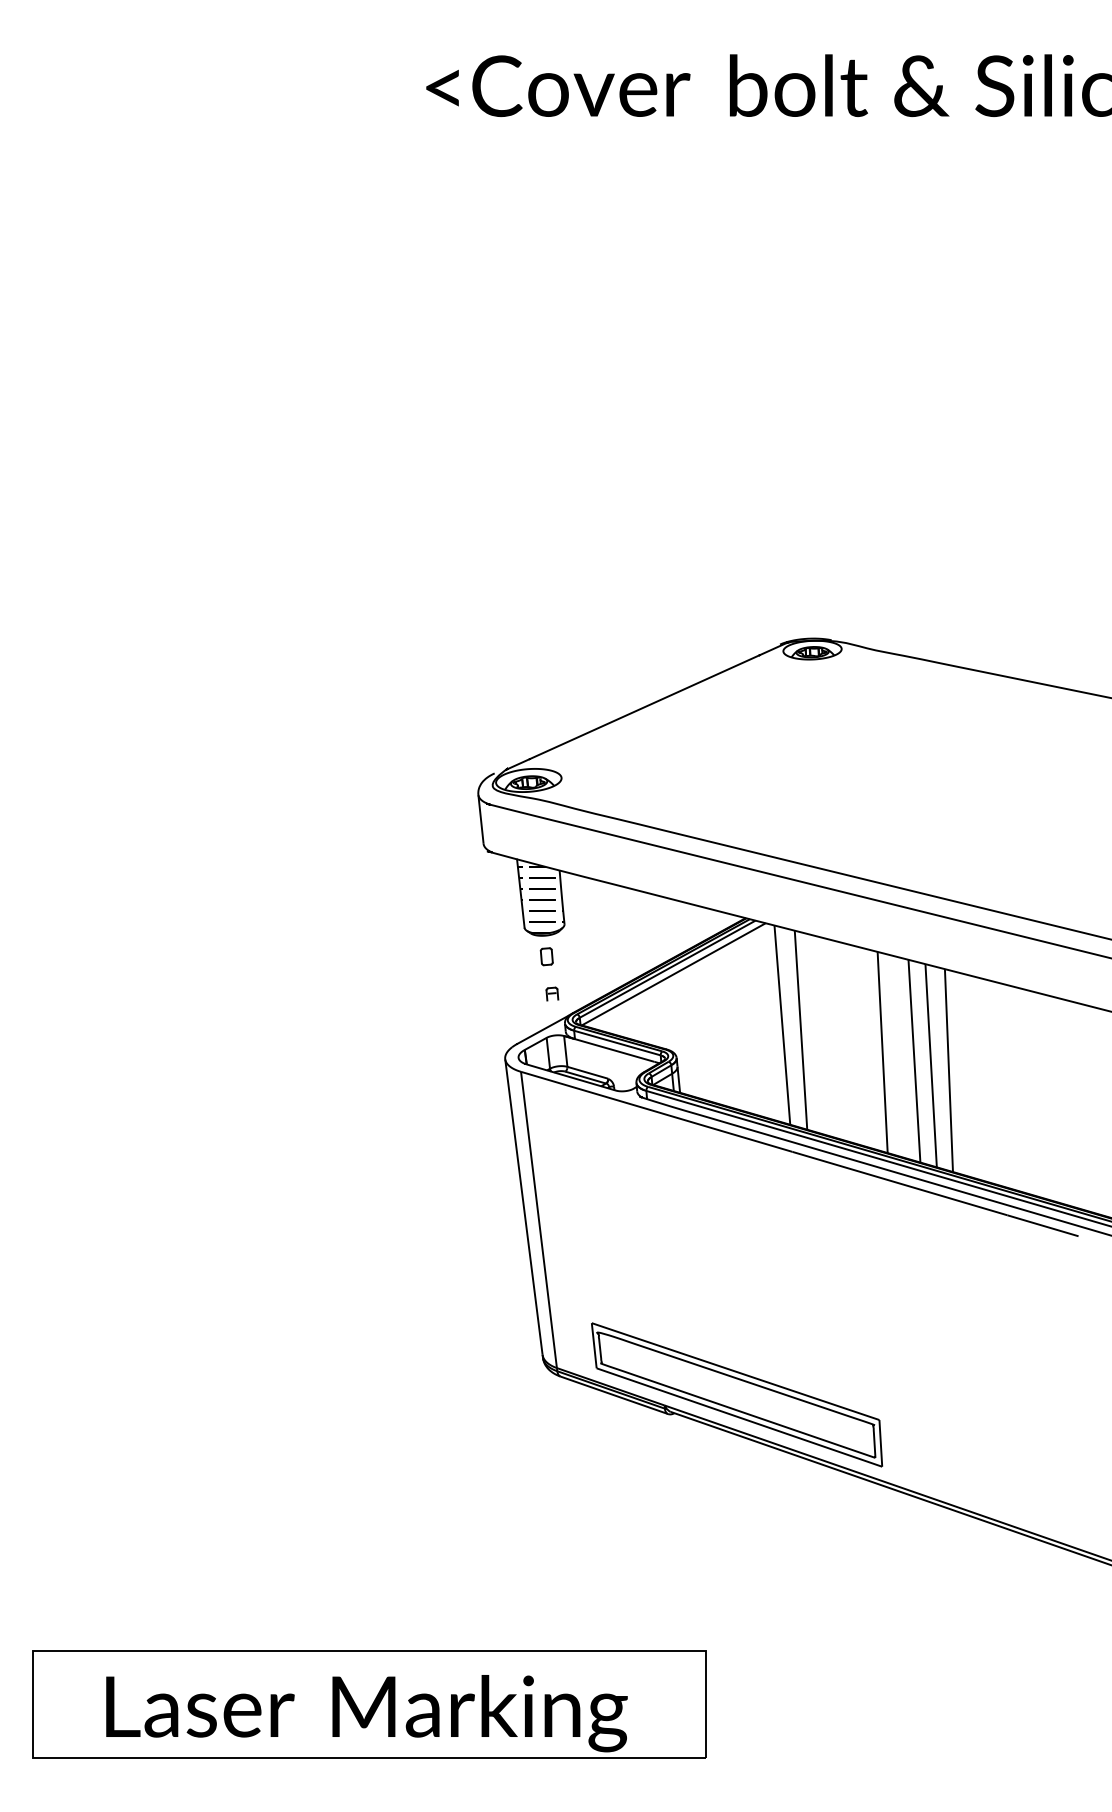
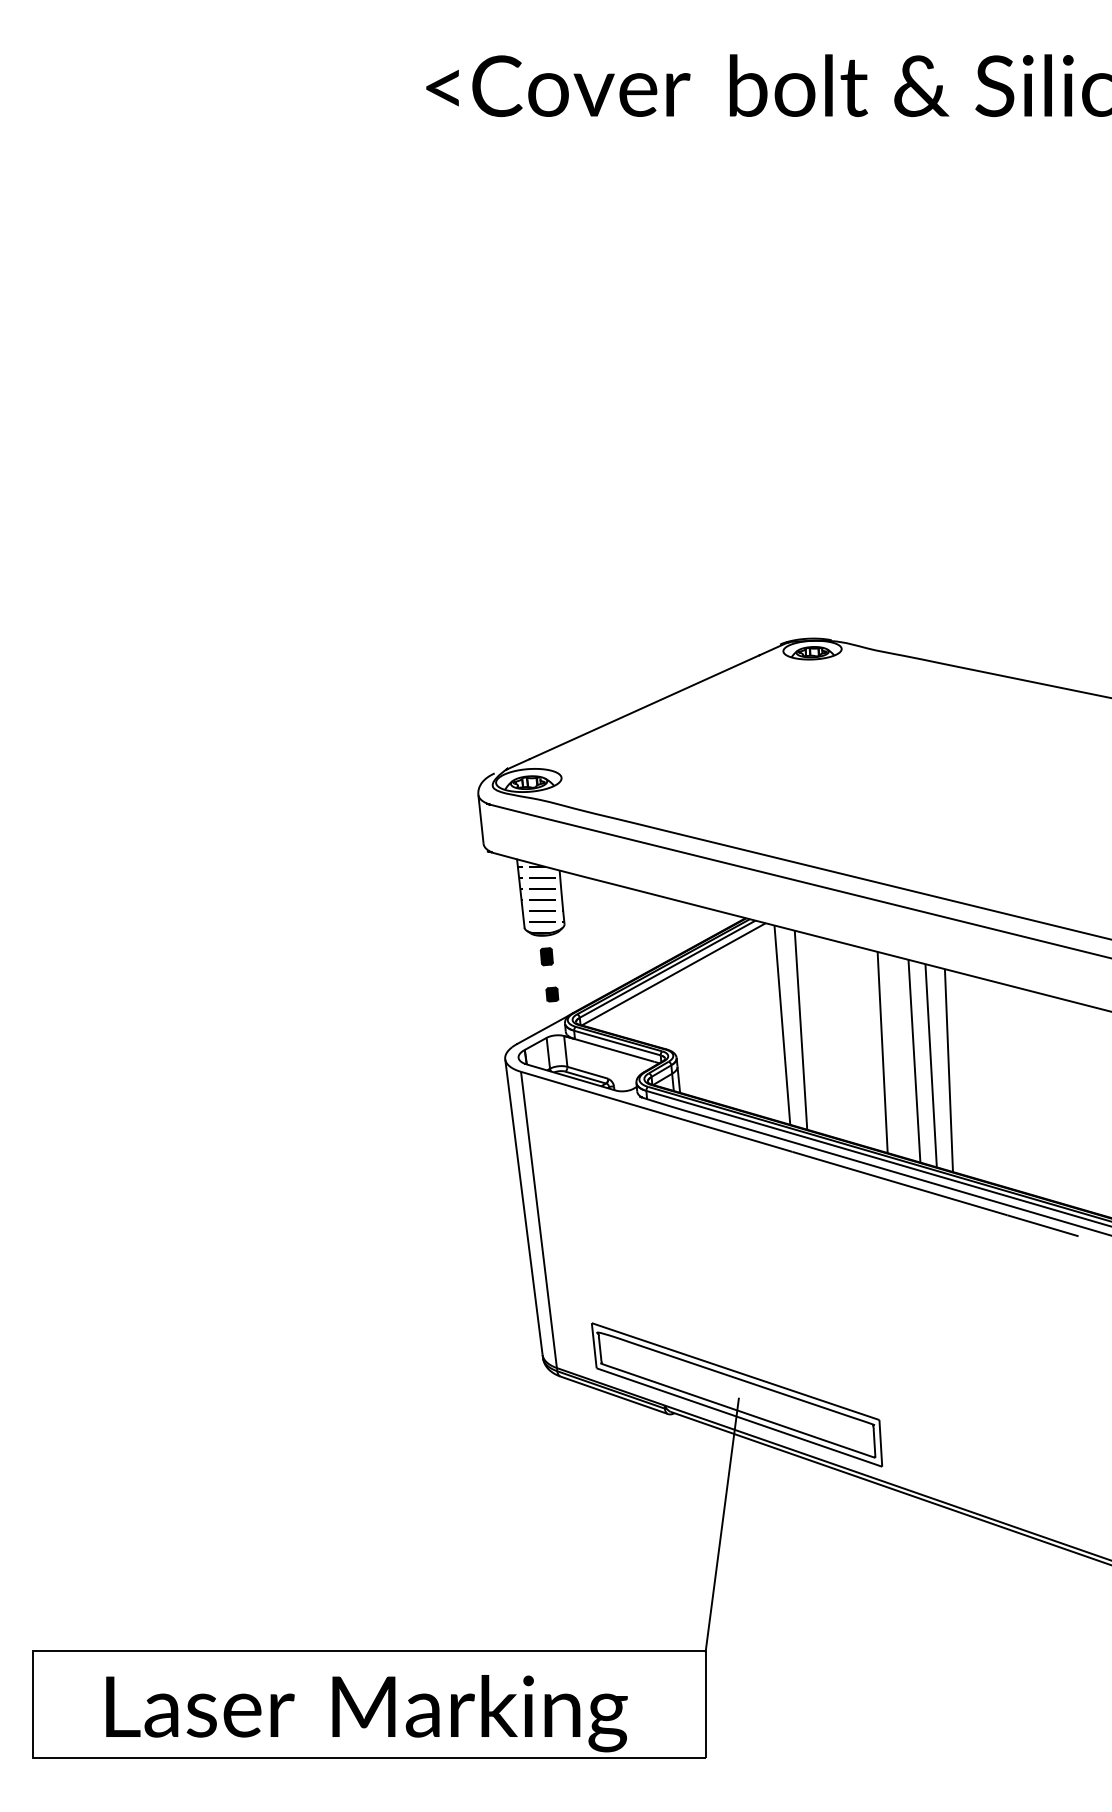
fill: none -> present (546, 956)
fill: none -> present (552, 994)
line: none -> present (721, 1524)
